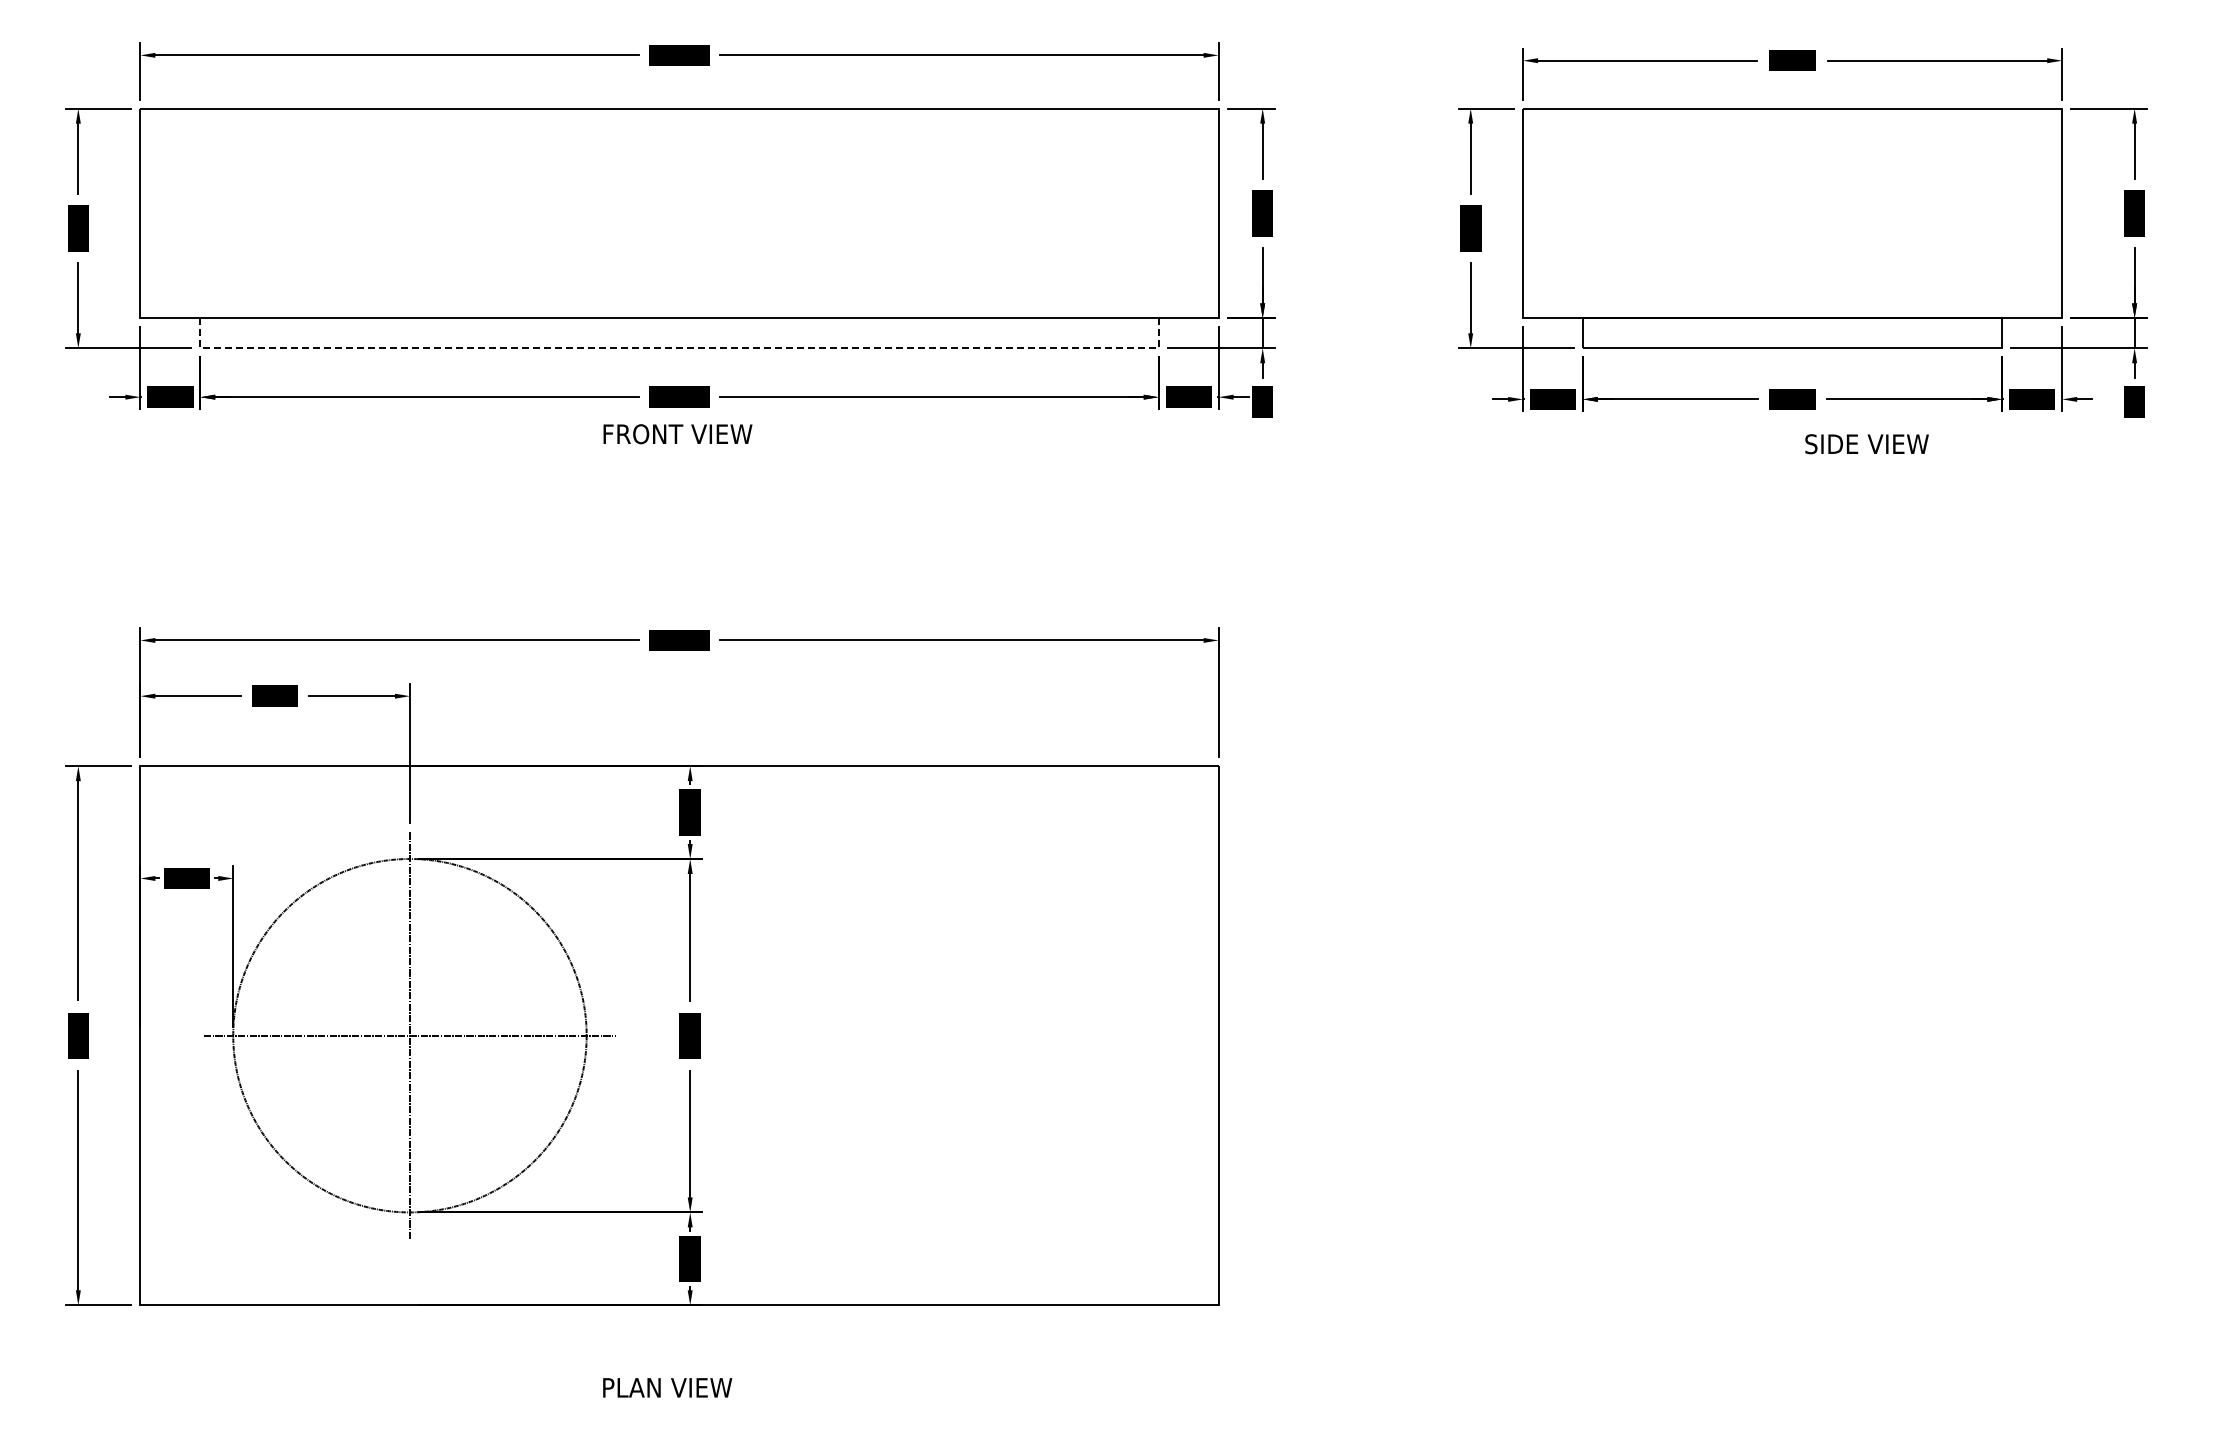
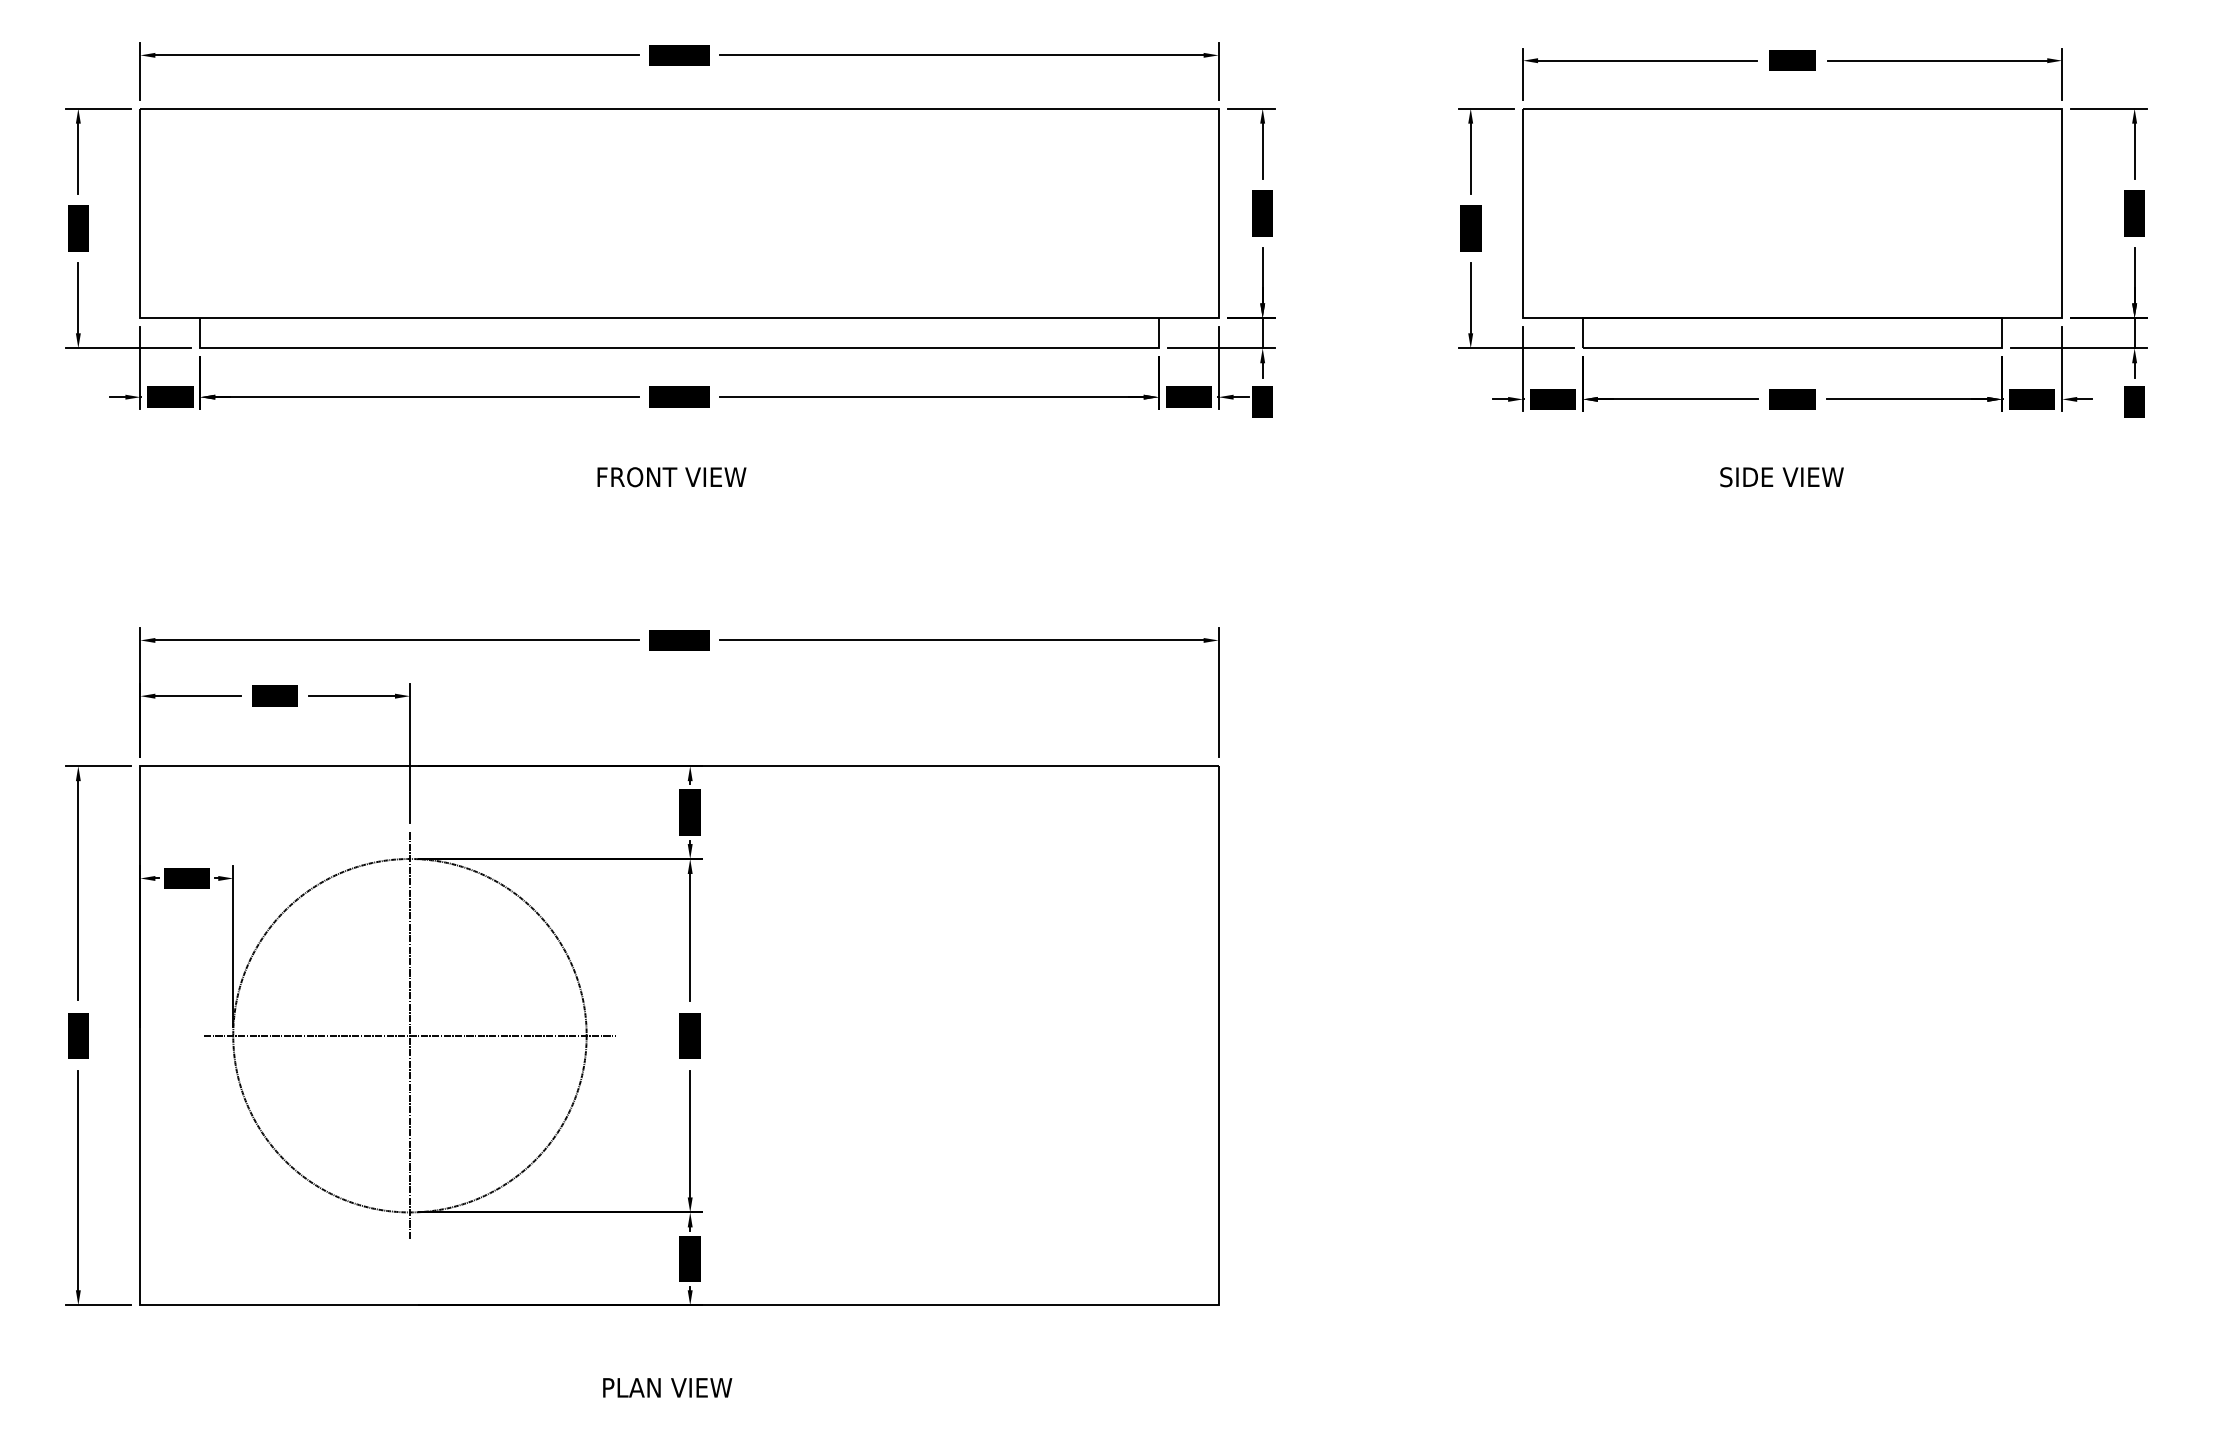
line: dashed -> solid (680, 348)
text position: (677, 434) -> (671, 477) (671, 477)
text position: (1866, 444) -> (1781, 477) (1781, 477)
